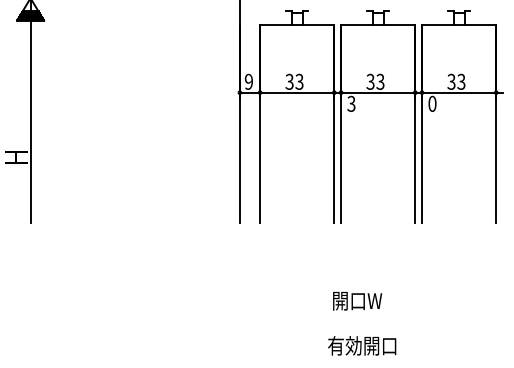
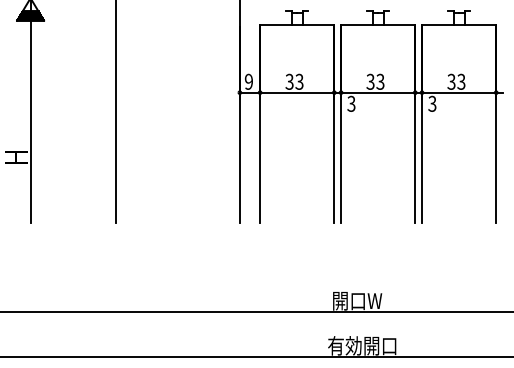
text: 0 -> 3 (432, 103)
line: none -> present (116, 112)
line: none -> present (256, 311)
line: none -> present (256, 356)
